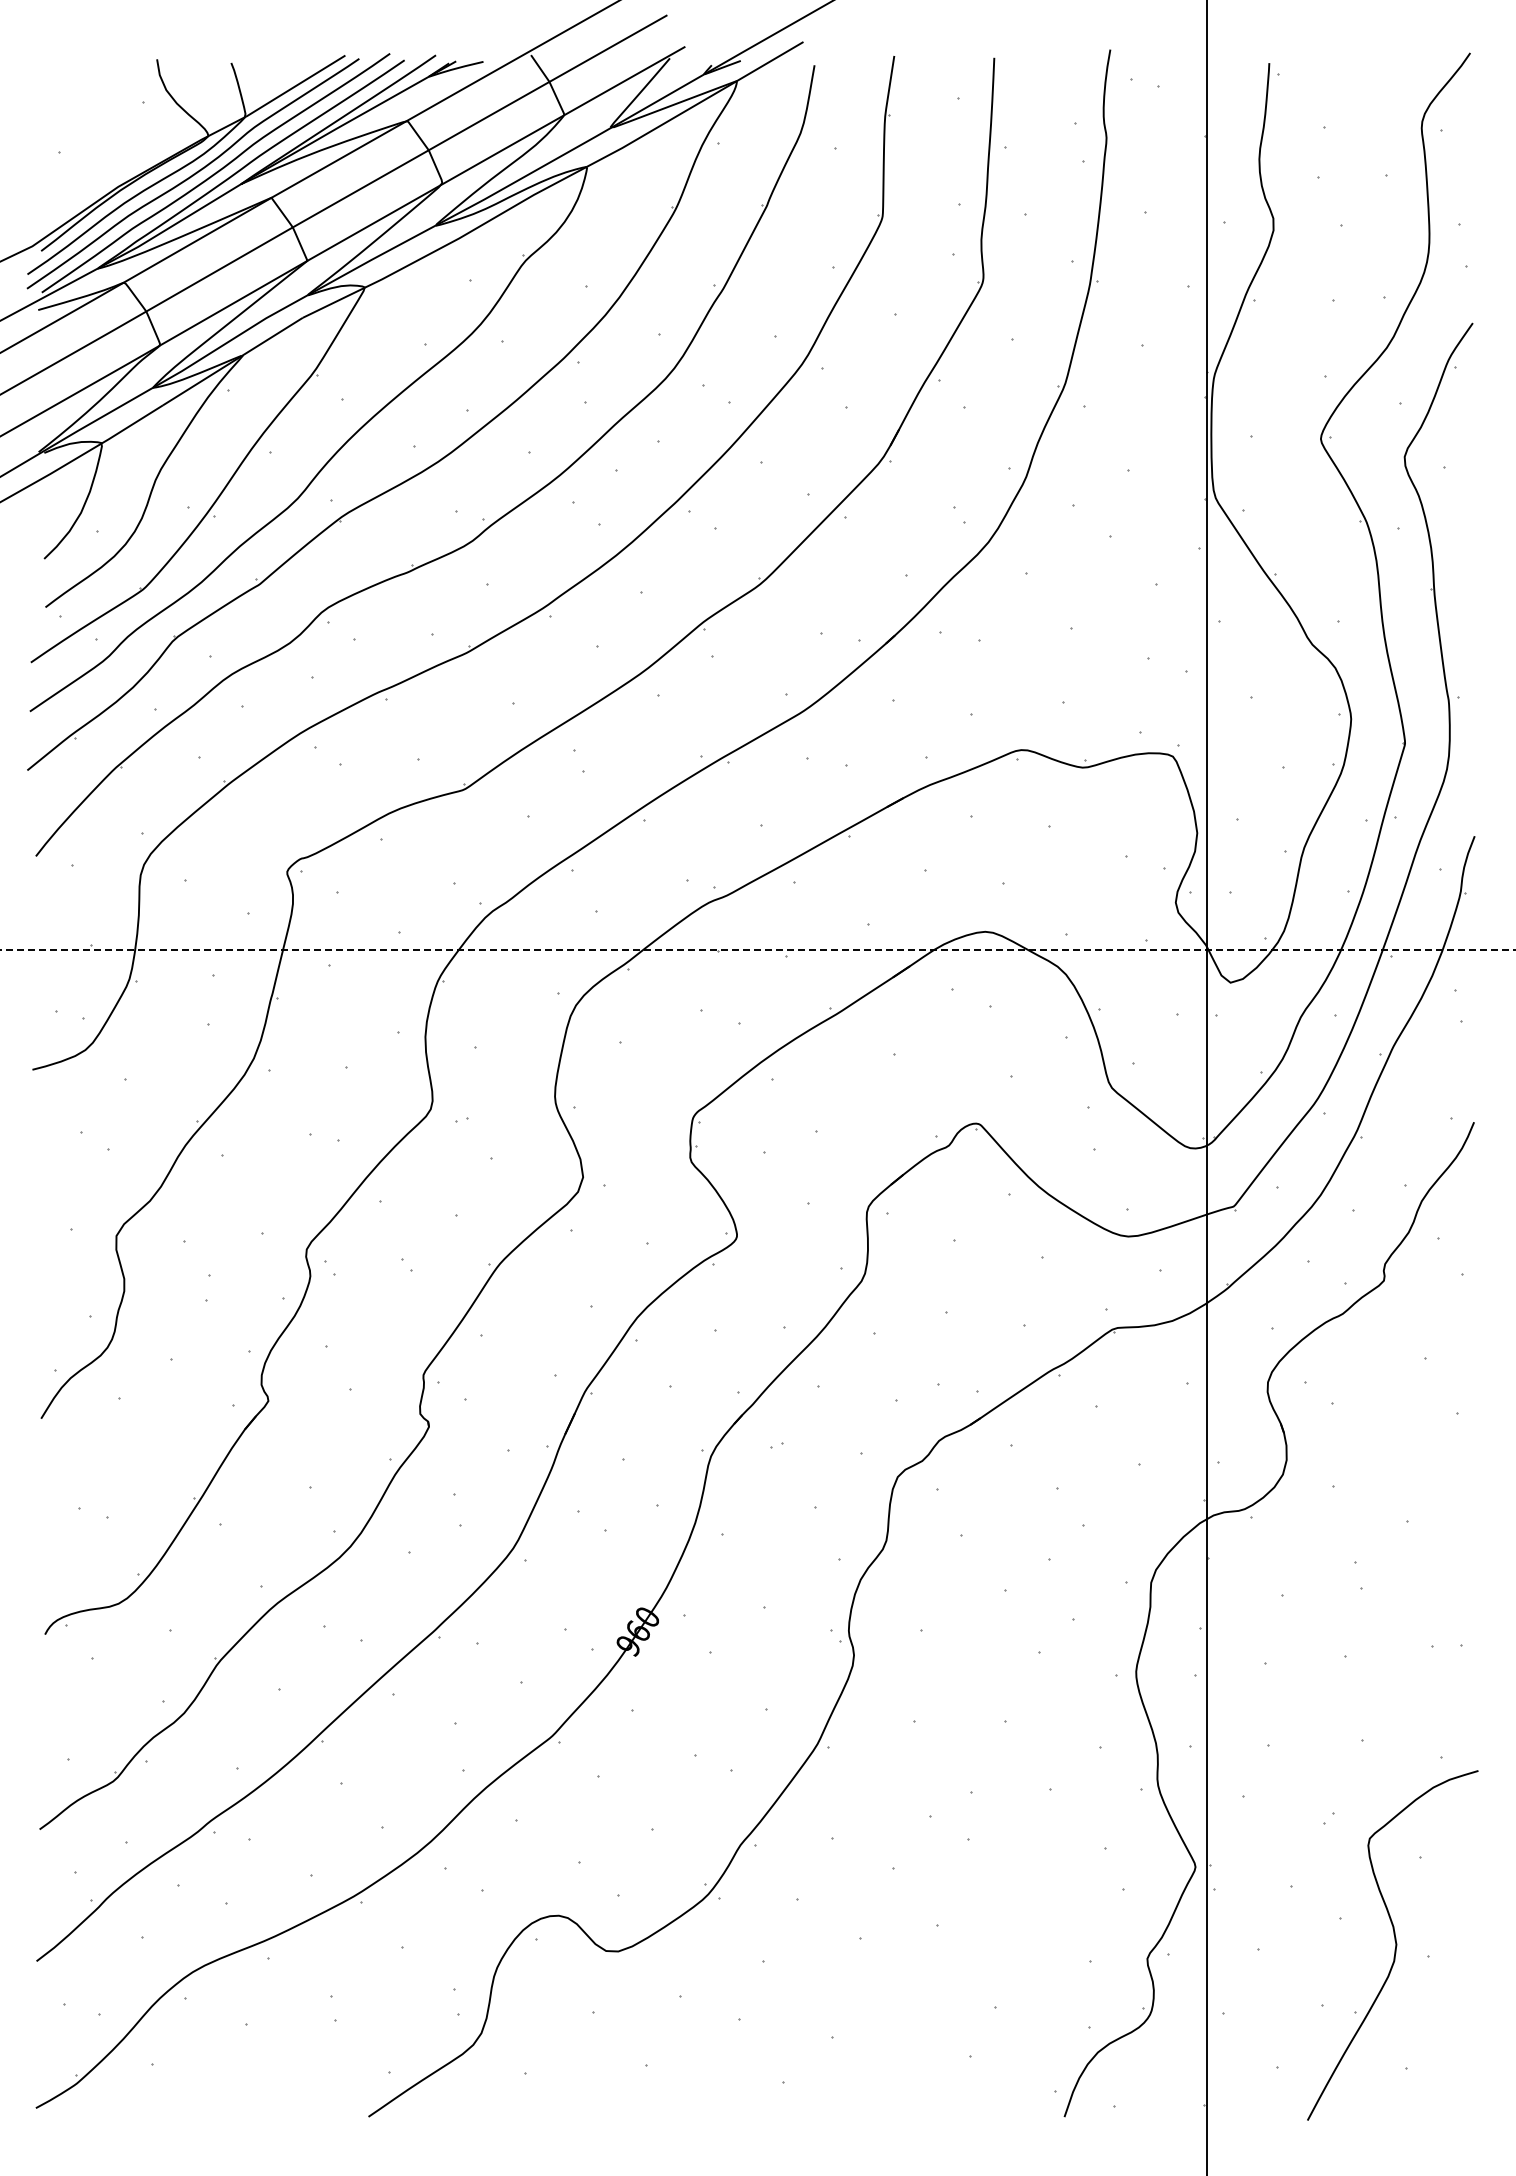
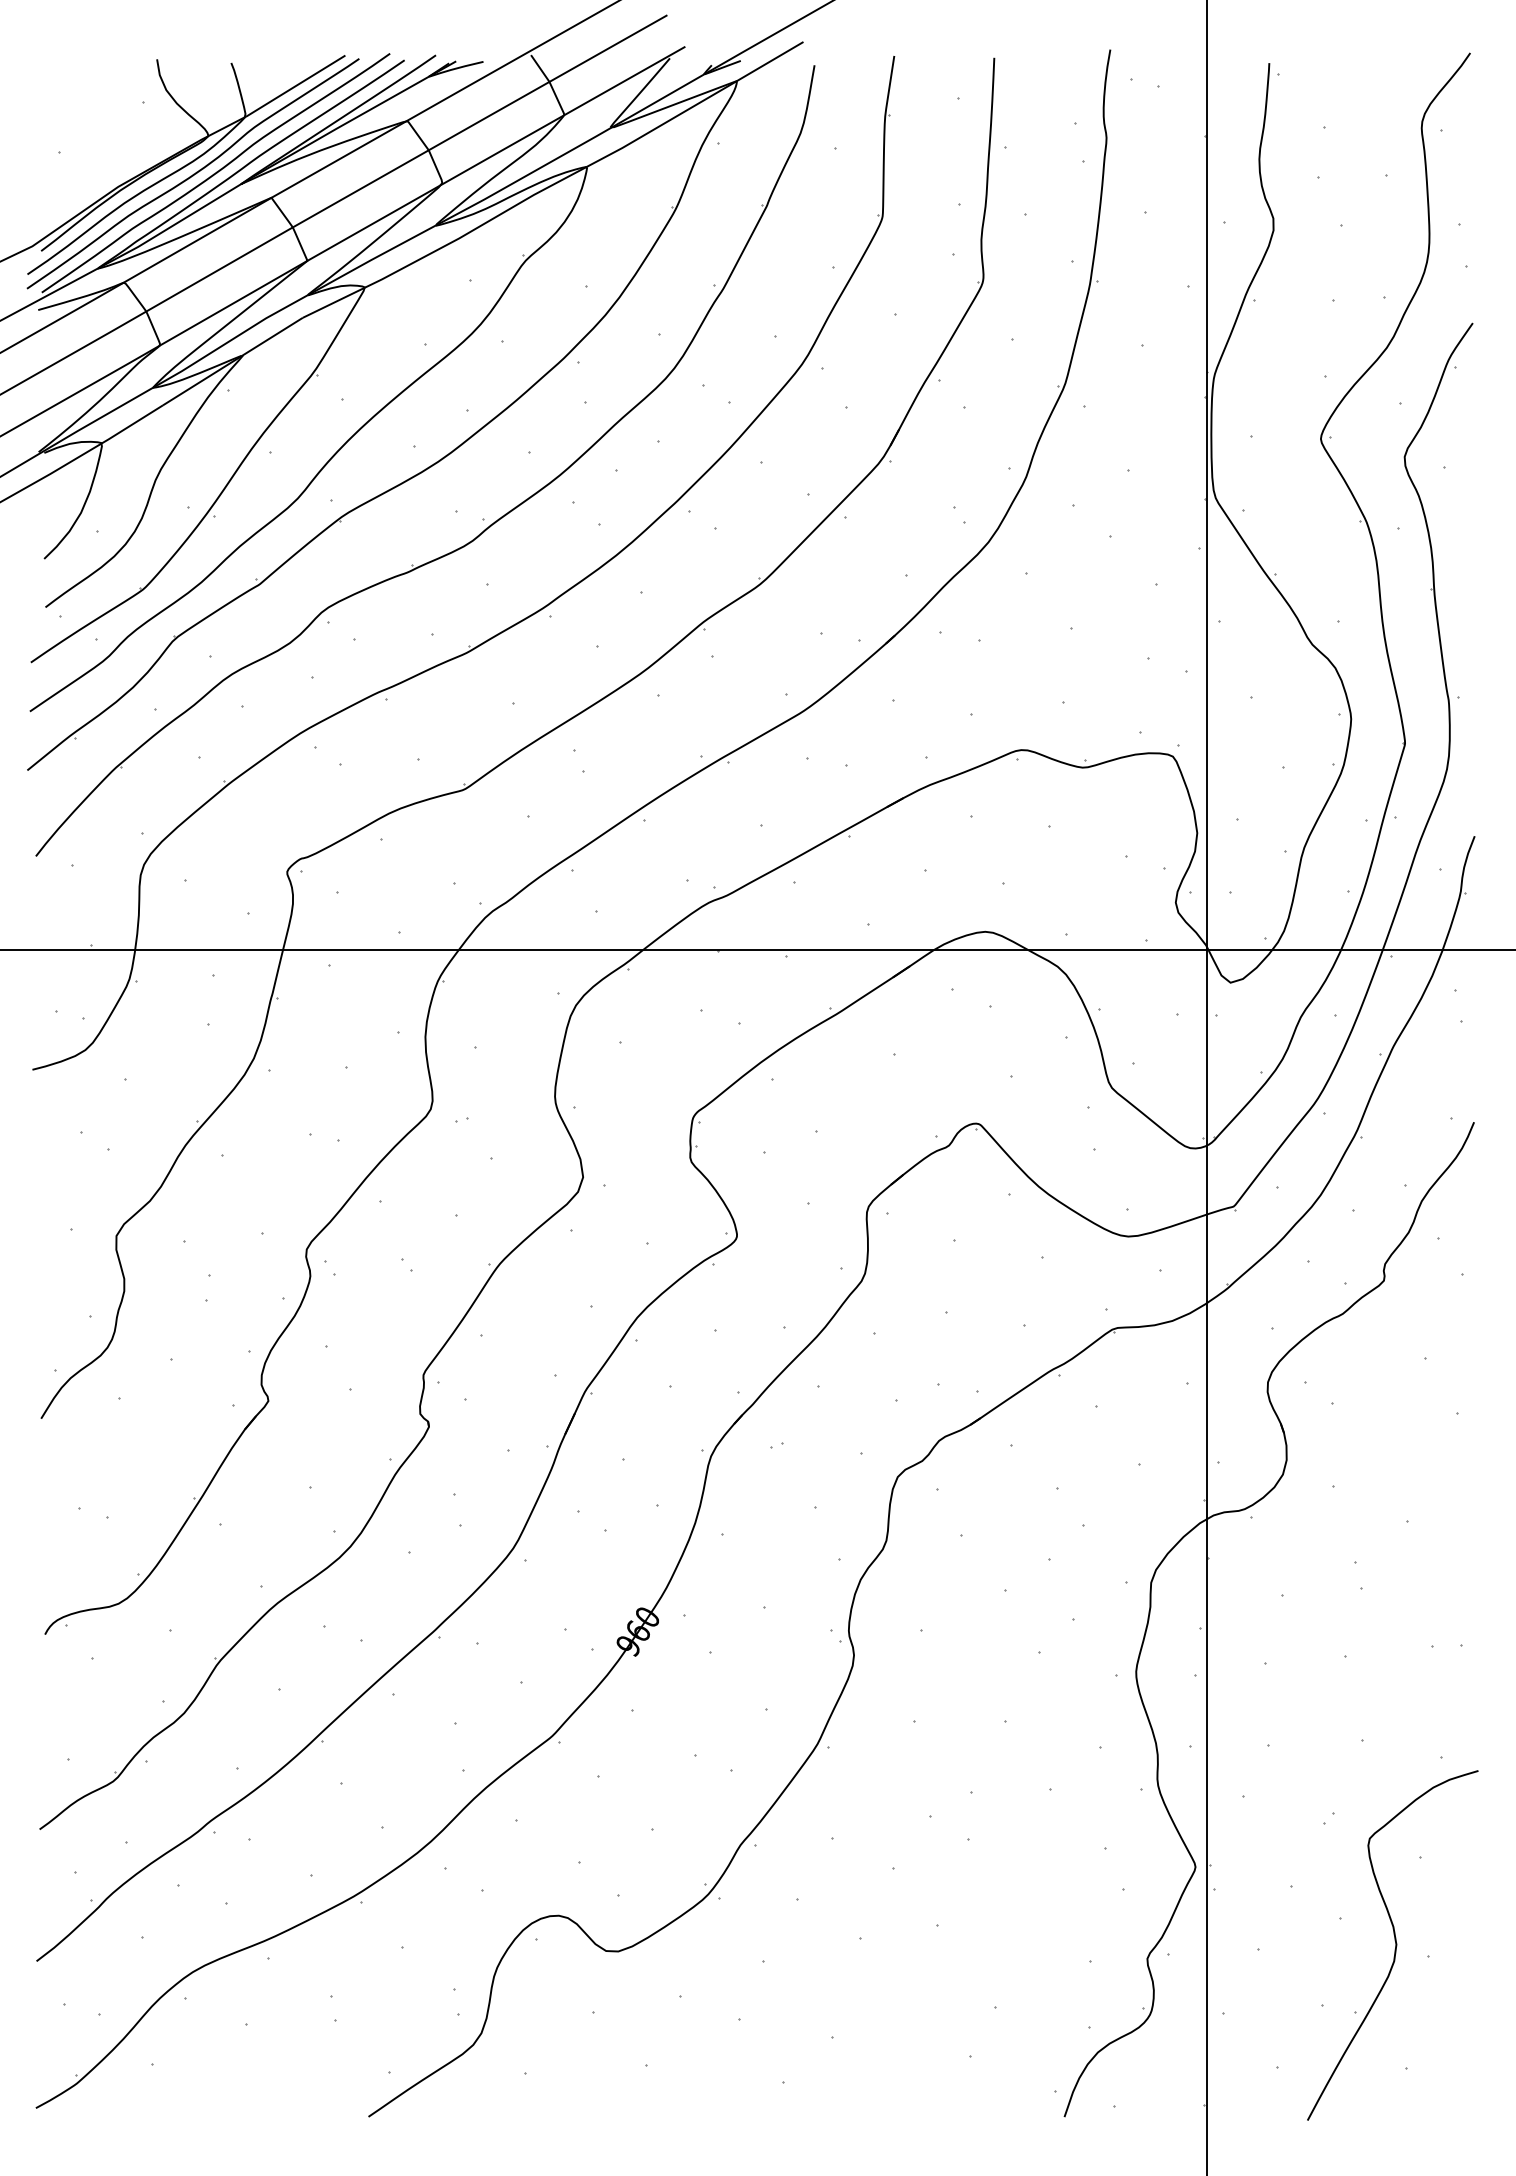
line: dashed -> solid (758, 949)
